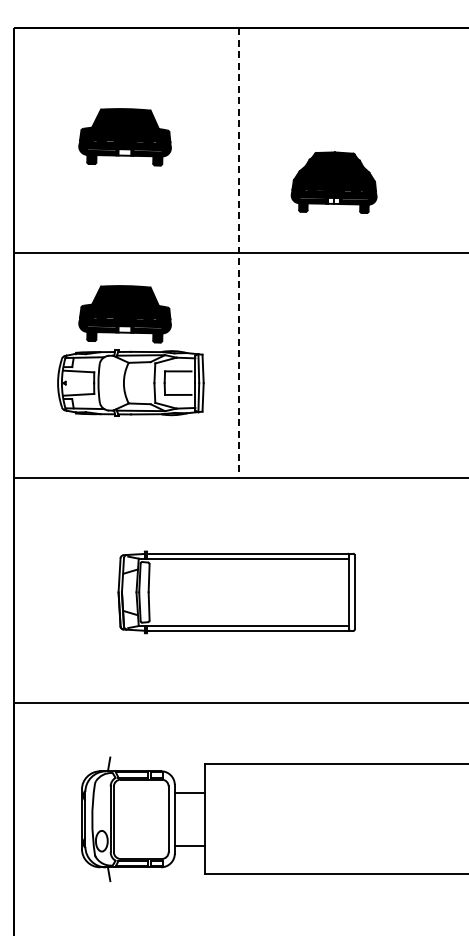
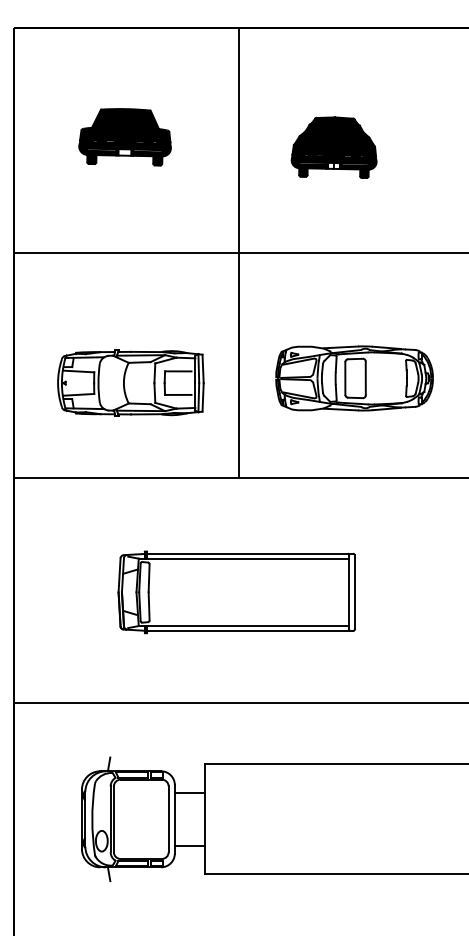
part position: (333, 182) -> (333, 147) (333, 147)
line: dashed -> solid (239, 253)
part: present -> none (124, 314)
part: none -> present (354, 378)
